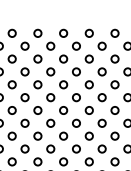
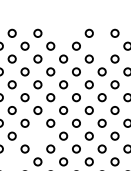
circle: present -> none (63, 32)
circle: present -> none (101, 45)
circle: present -> none (37, 135)
circle: present -> none (11, 161)
